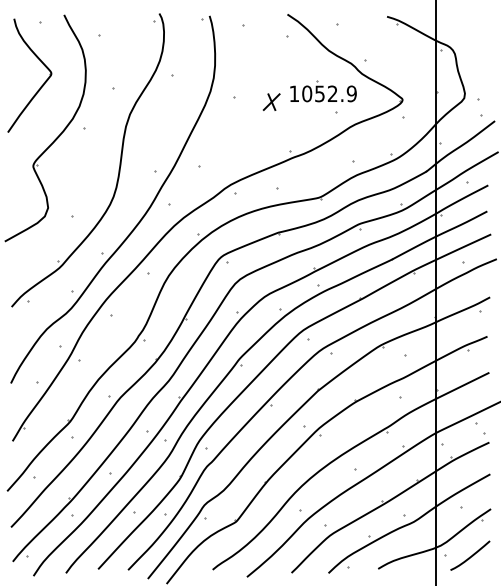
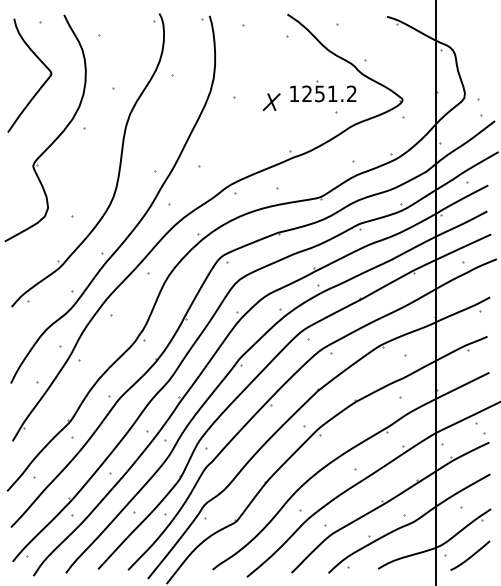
text: 1052.9 -> 1251.2 (329, 93)
